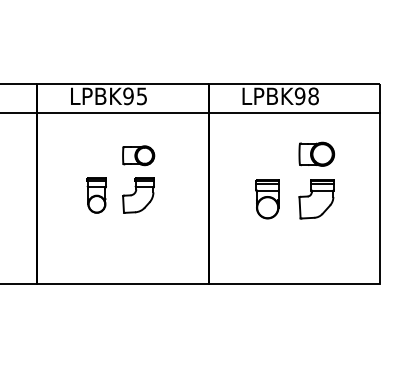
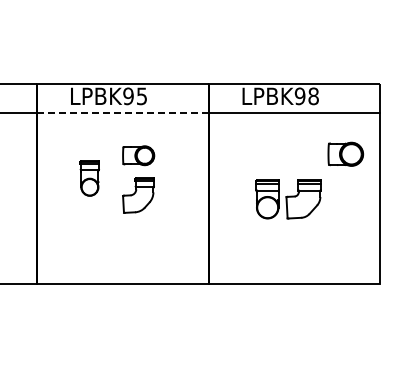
line: solid -> dashed (122, 112)
part position: (316, 153) -> (345, 153) (345, 153)
part position: (96, 195) -> (89, 178) (89, 178)
part position: (316, 199) -> (303, 199) (303, 199)
